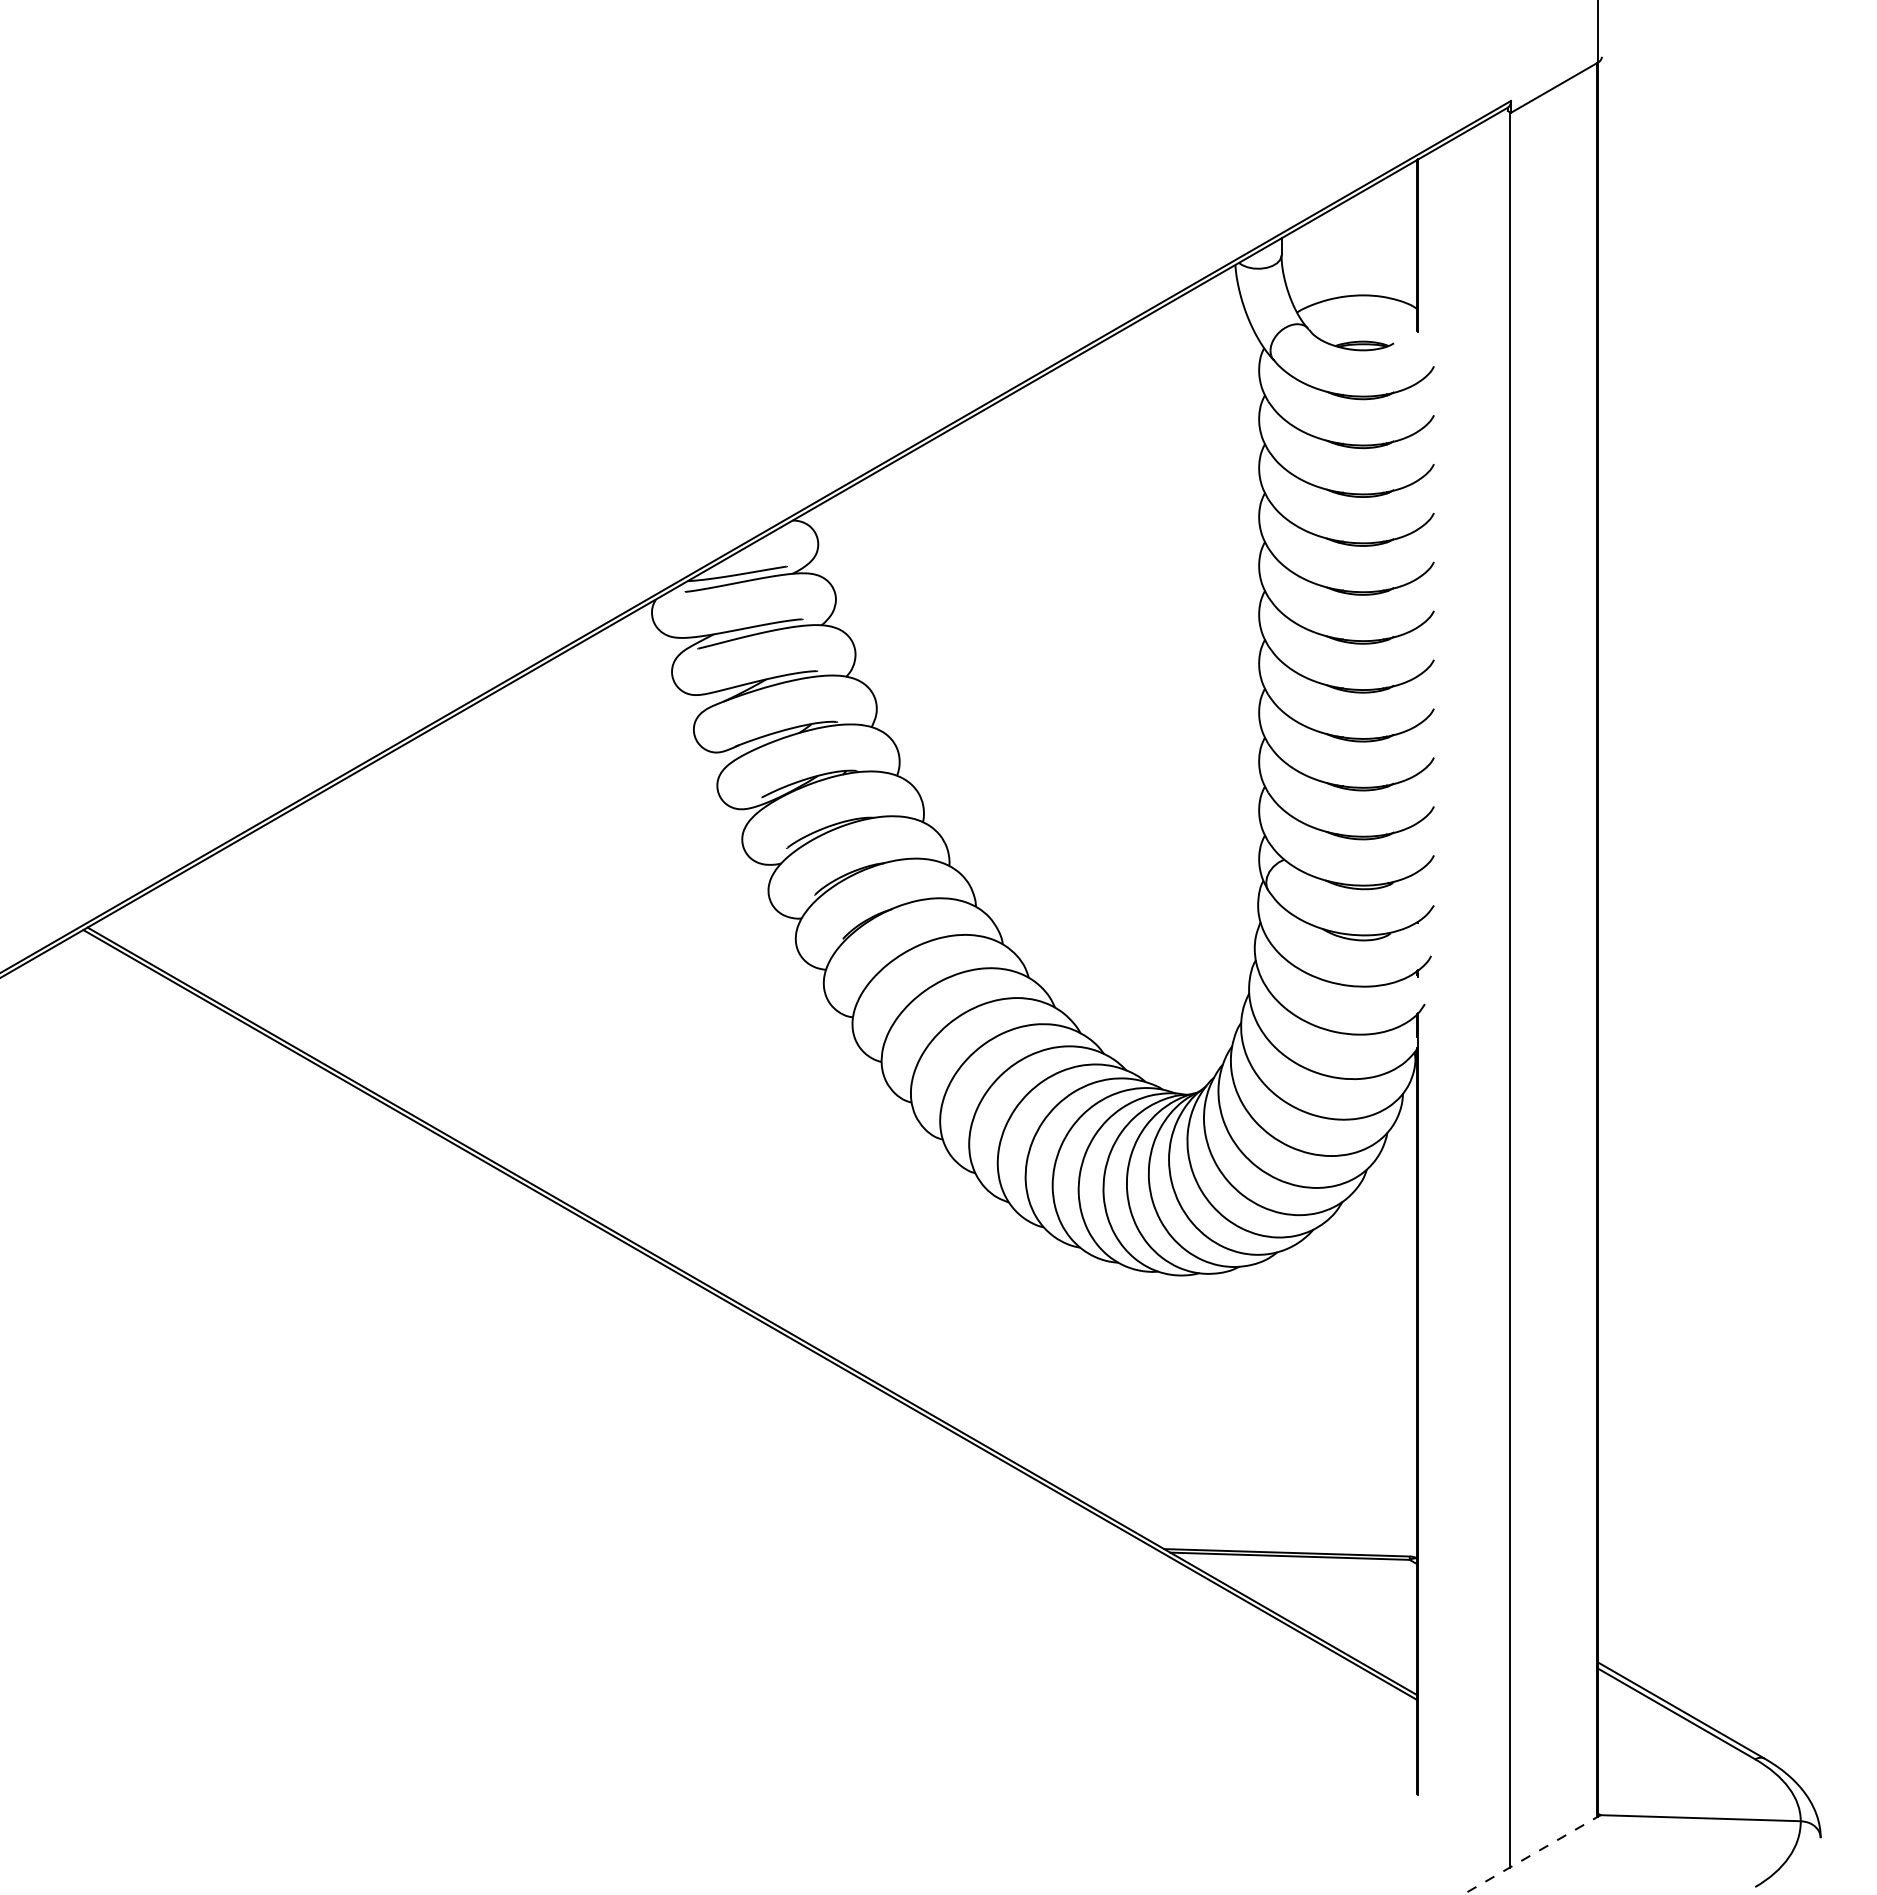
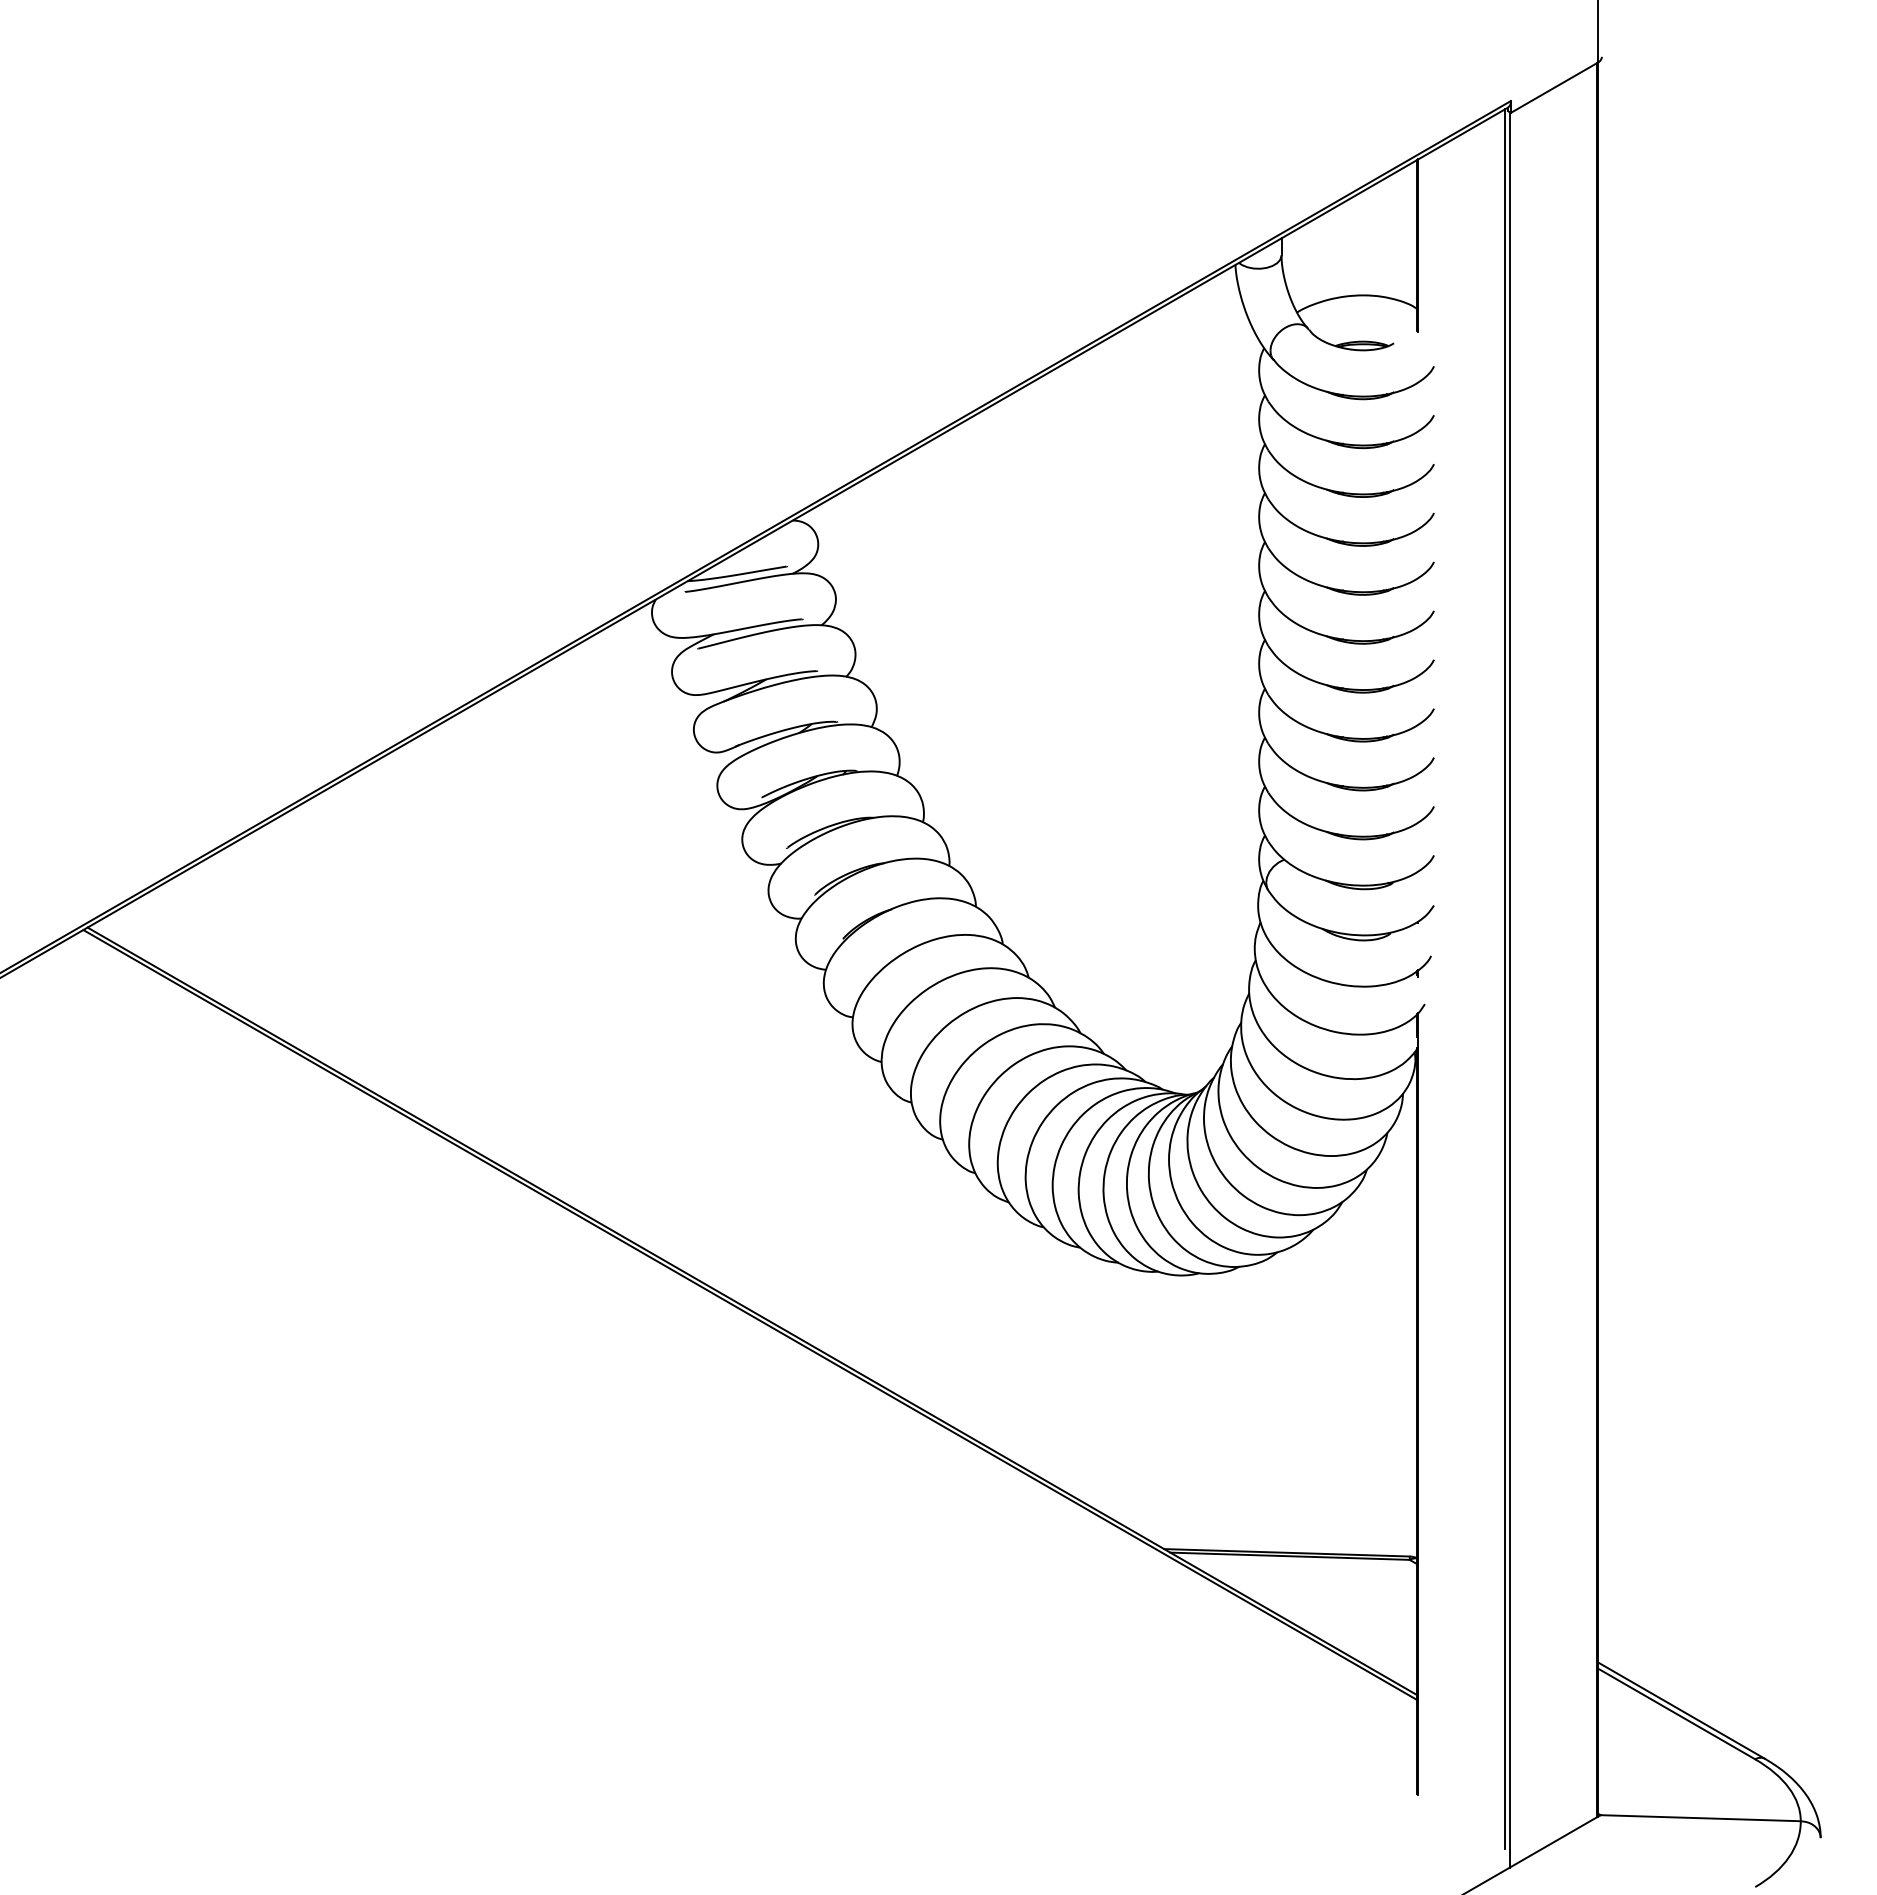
line: none -> present (1505, 978)
line: dashed -> solid (1532, 1854)
